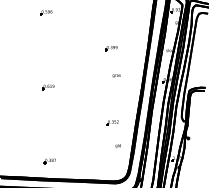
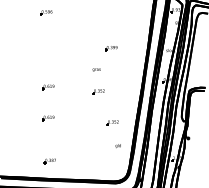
text position: (116, 75) -> (96, 69) (96, 69)
part: none -> present (98, 91)
part: none -> present (48, 118)
